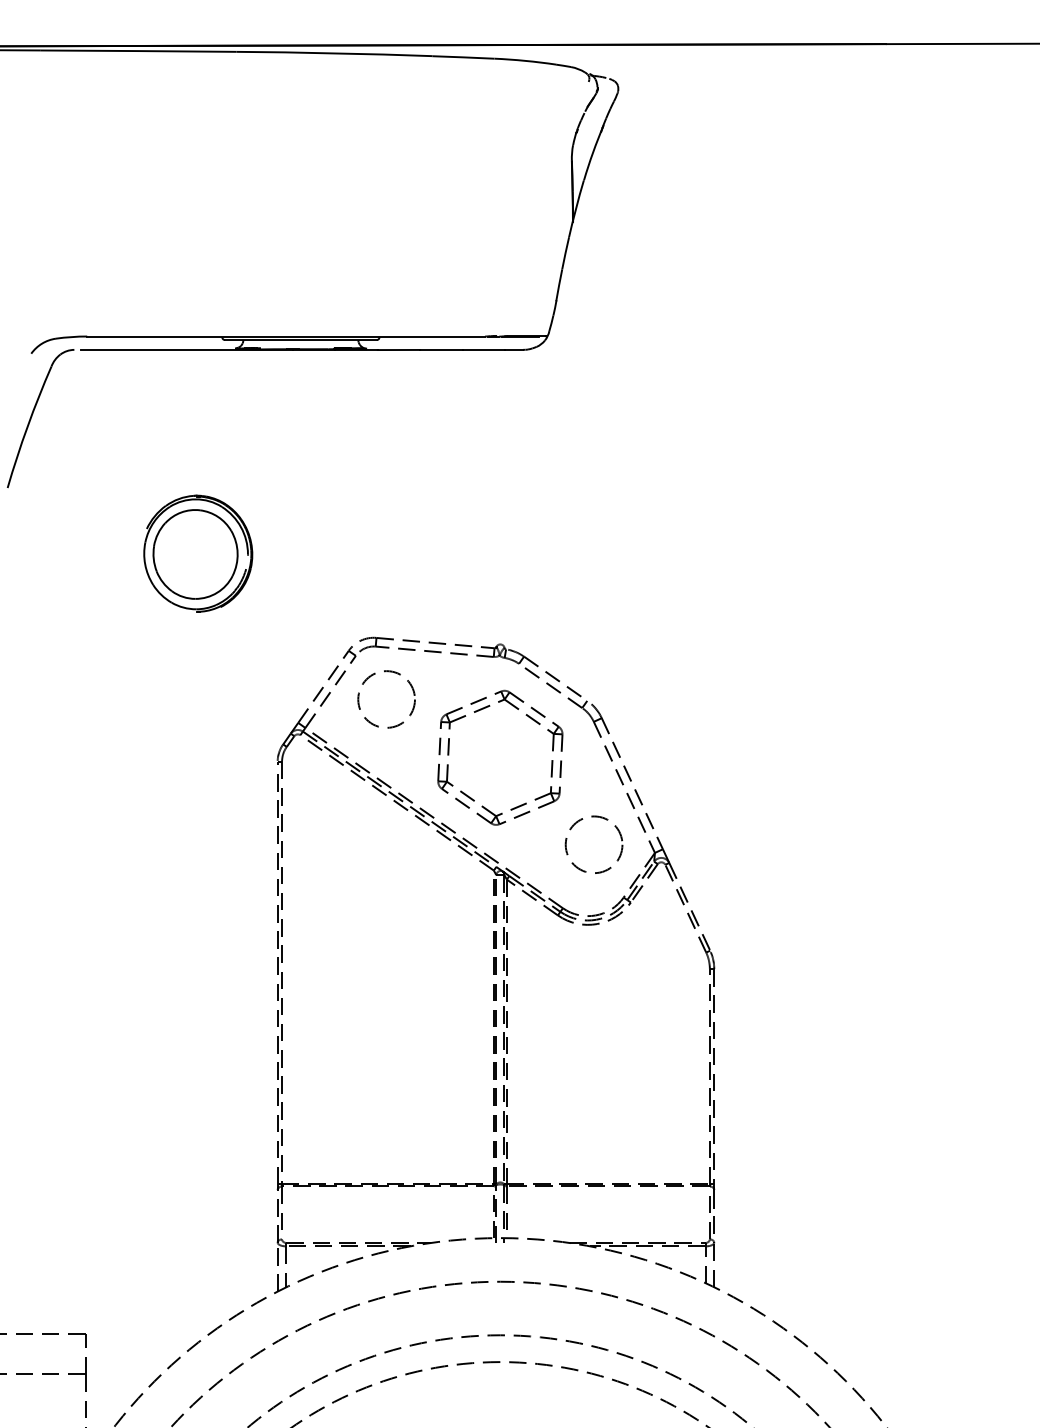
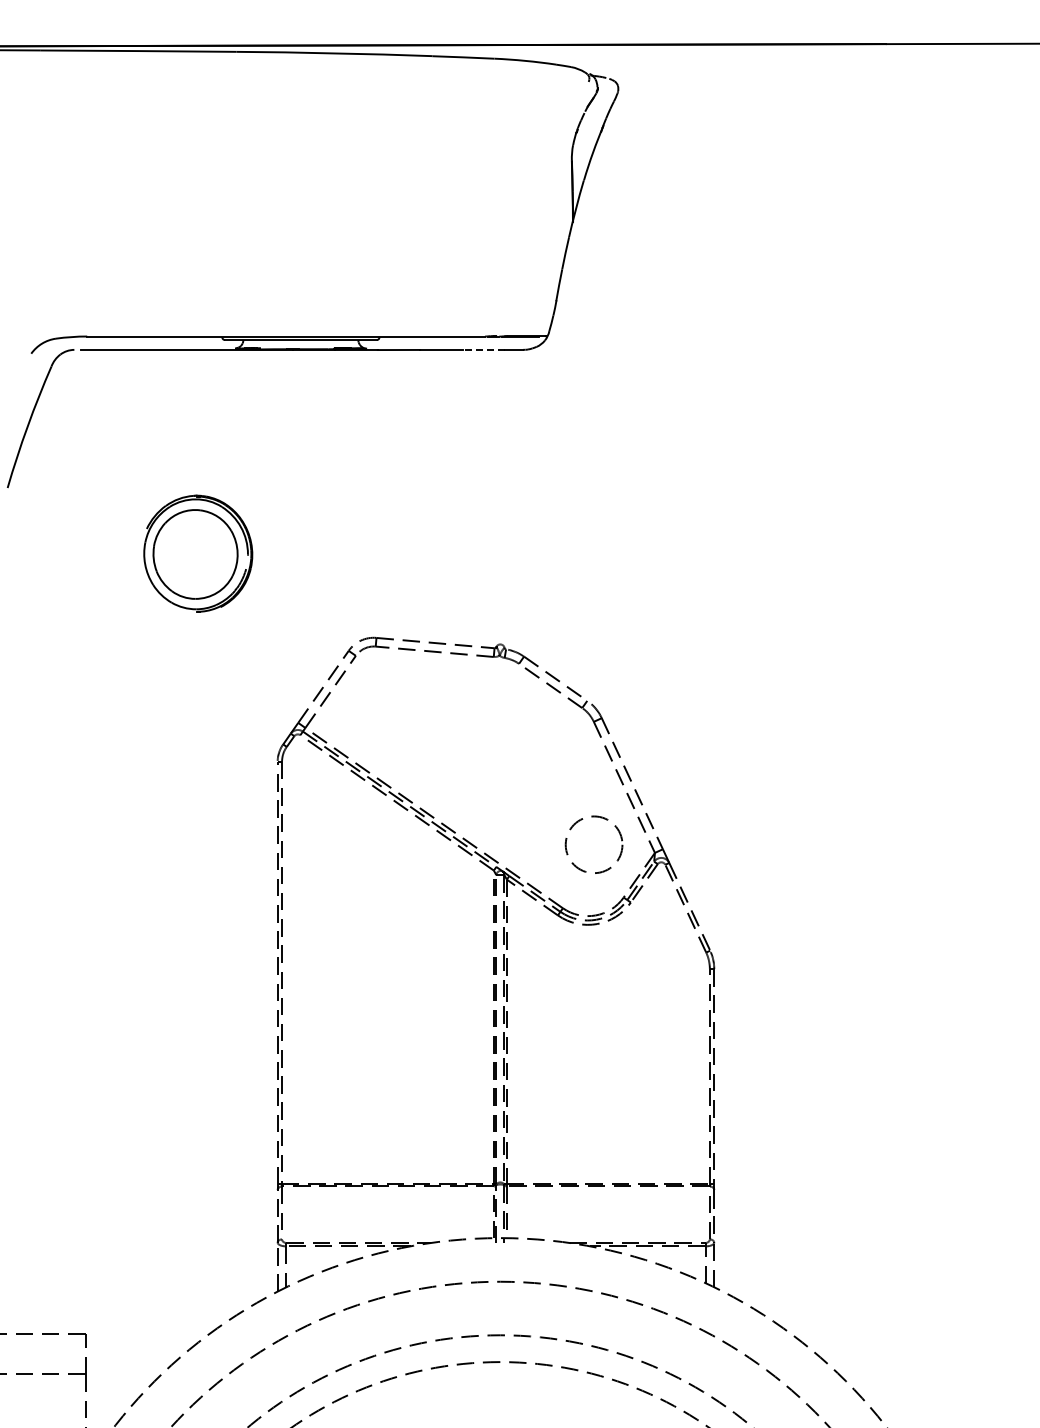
line: solid -> dashed (483, 349)
circle: present -> none (386, 699)
part: present -> none (529, 718)
